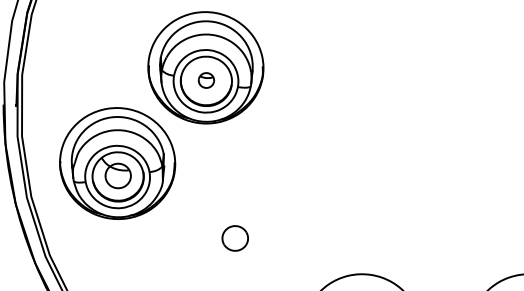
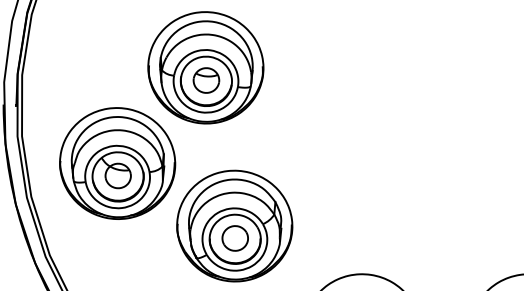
part size: 19x17 px -> 29x27 px (206, 80)
part: none -> present (234, 225)
